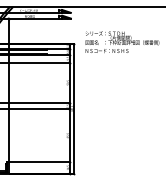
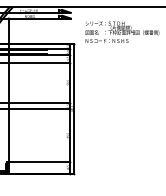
text position: (122, 41) -> (122, 31) (122, 31)
